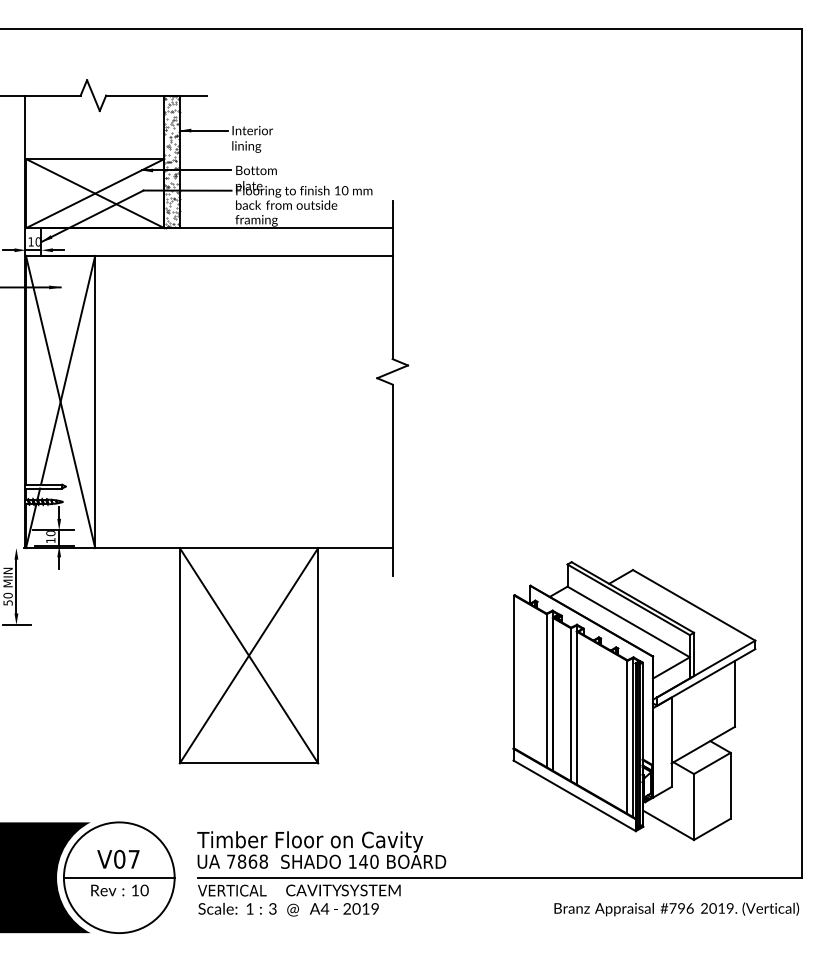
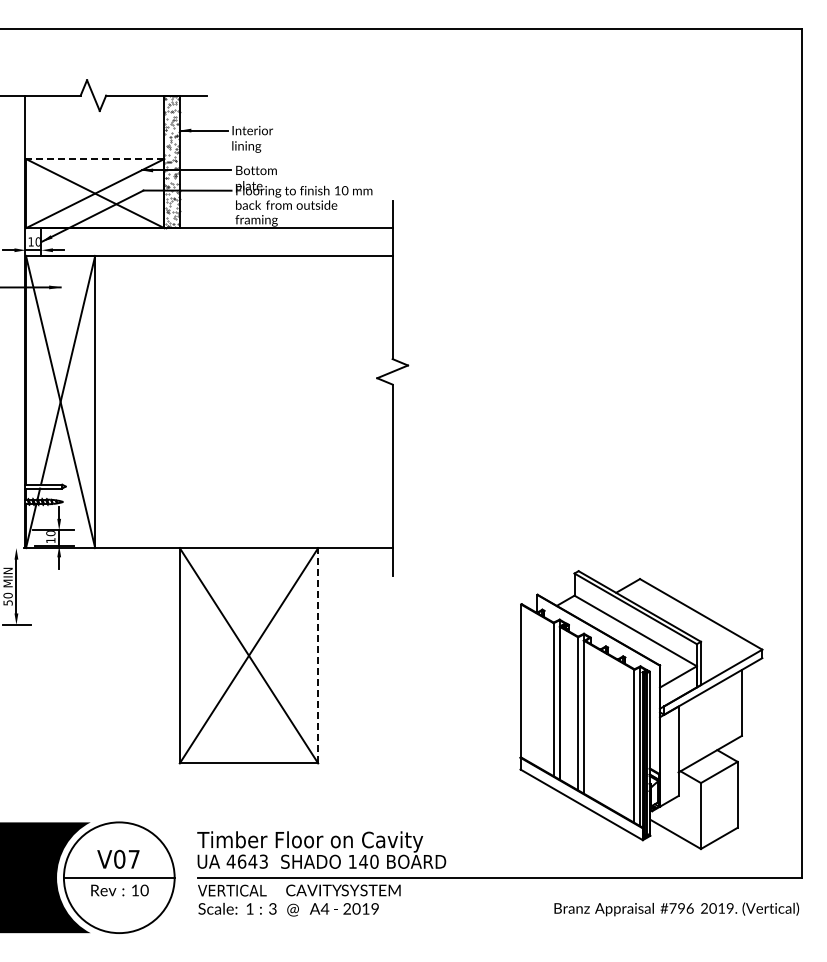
line: solid -> dashed (94, 159)
line: solid -> dashed (318, 655)
part position: (634, 700) -> (641, 709) (641, 709)
text: 7868 -> 4643 (246, 861)
